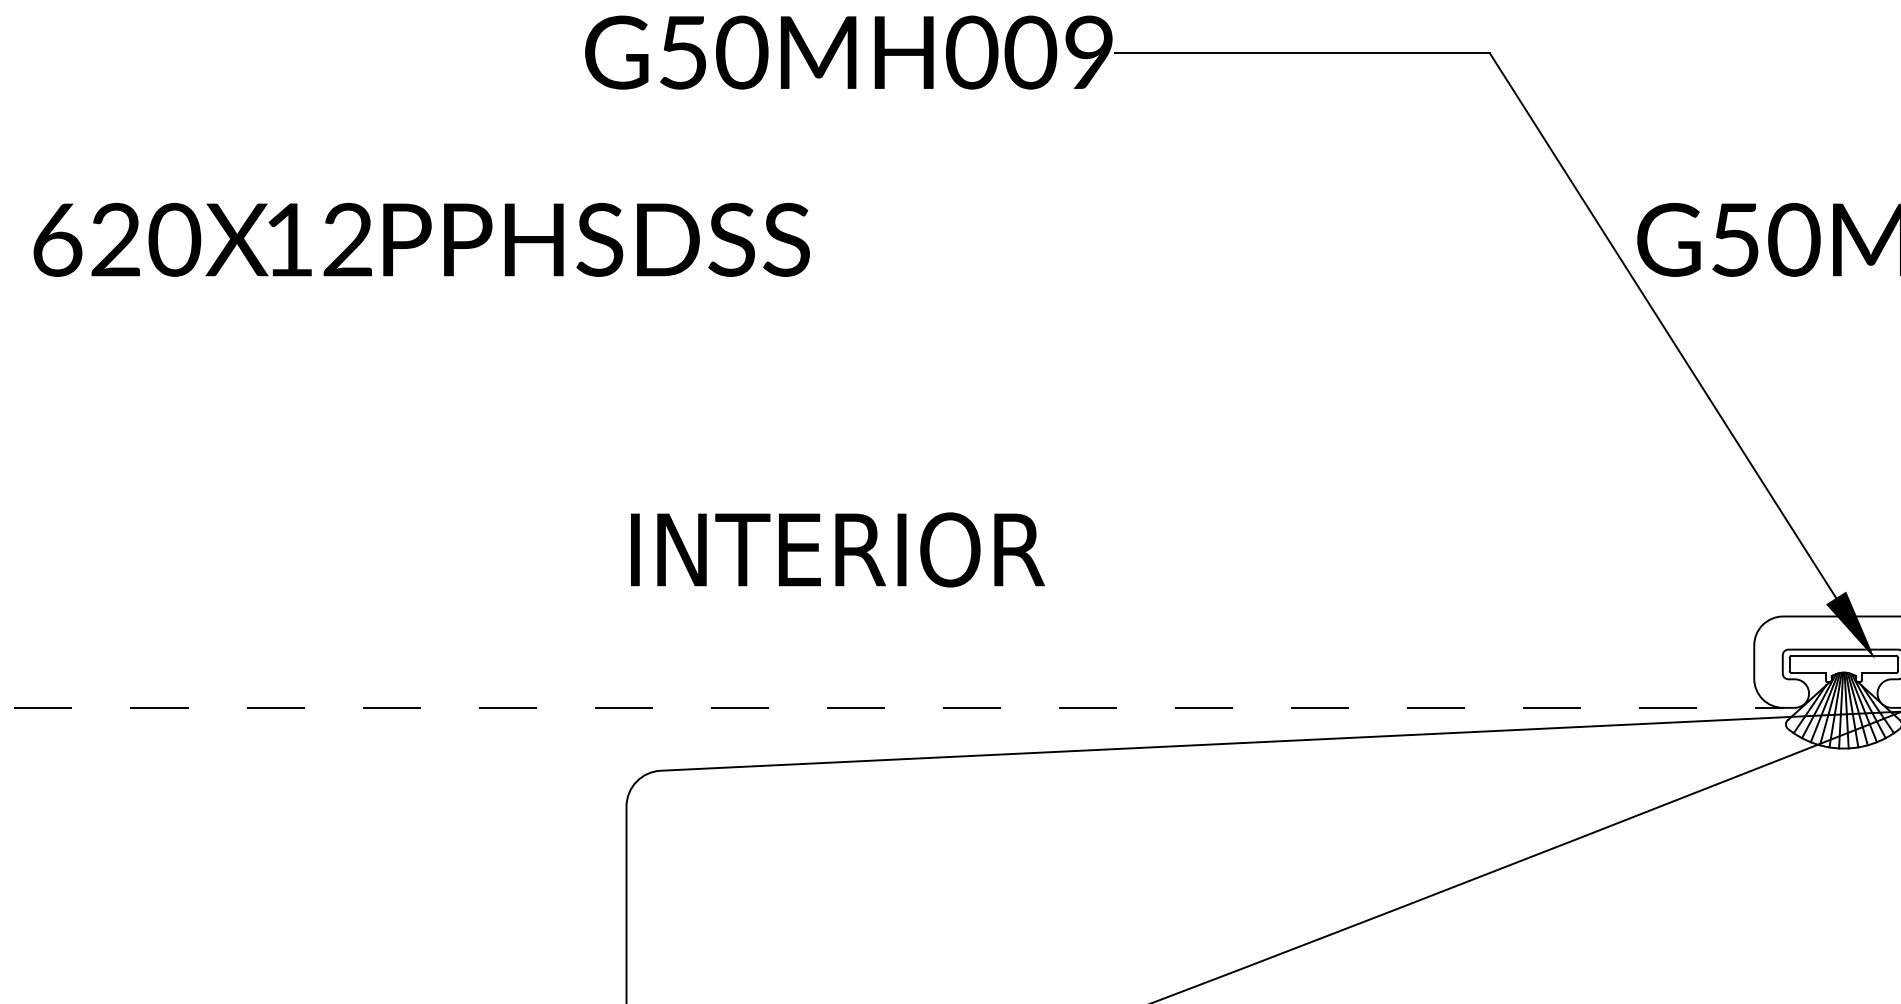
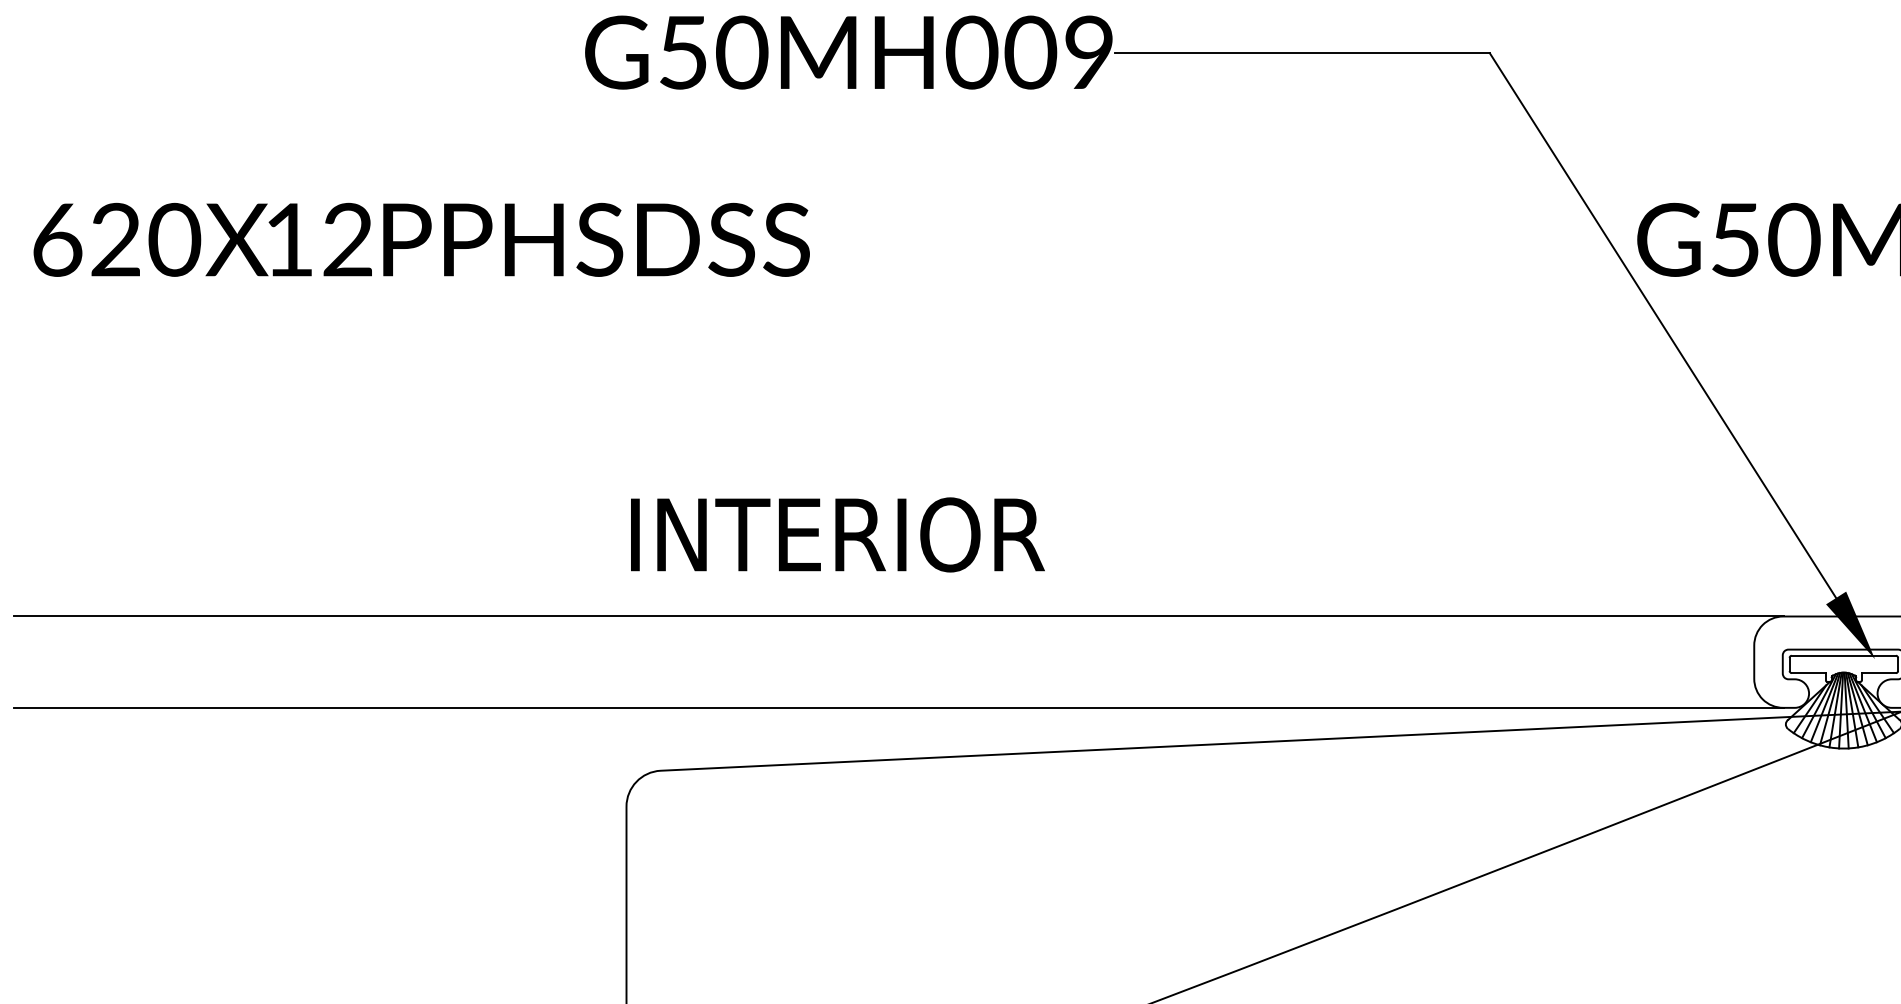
text position: (837, 549) -> (837, 534) (837, 534)
line: none -> present (898, 616)
line: dashed -> solid (899, 707)
